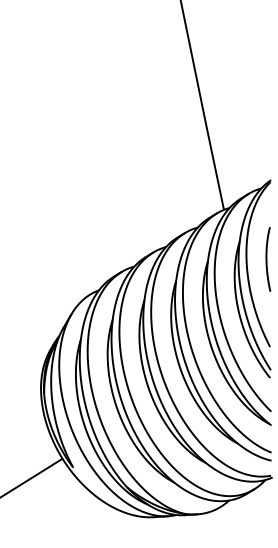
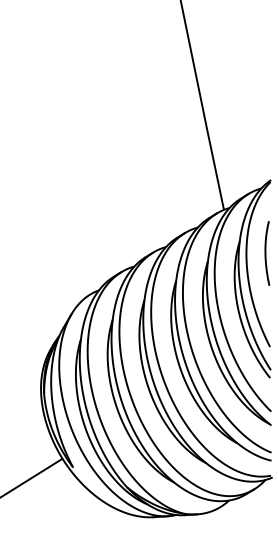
curve position: (267, 259) -> (266, 253) (266, 253)
